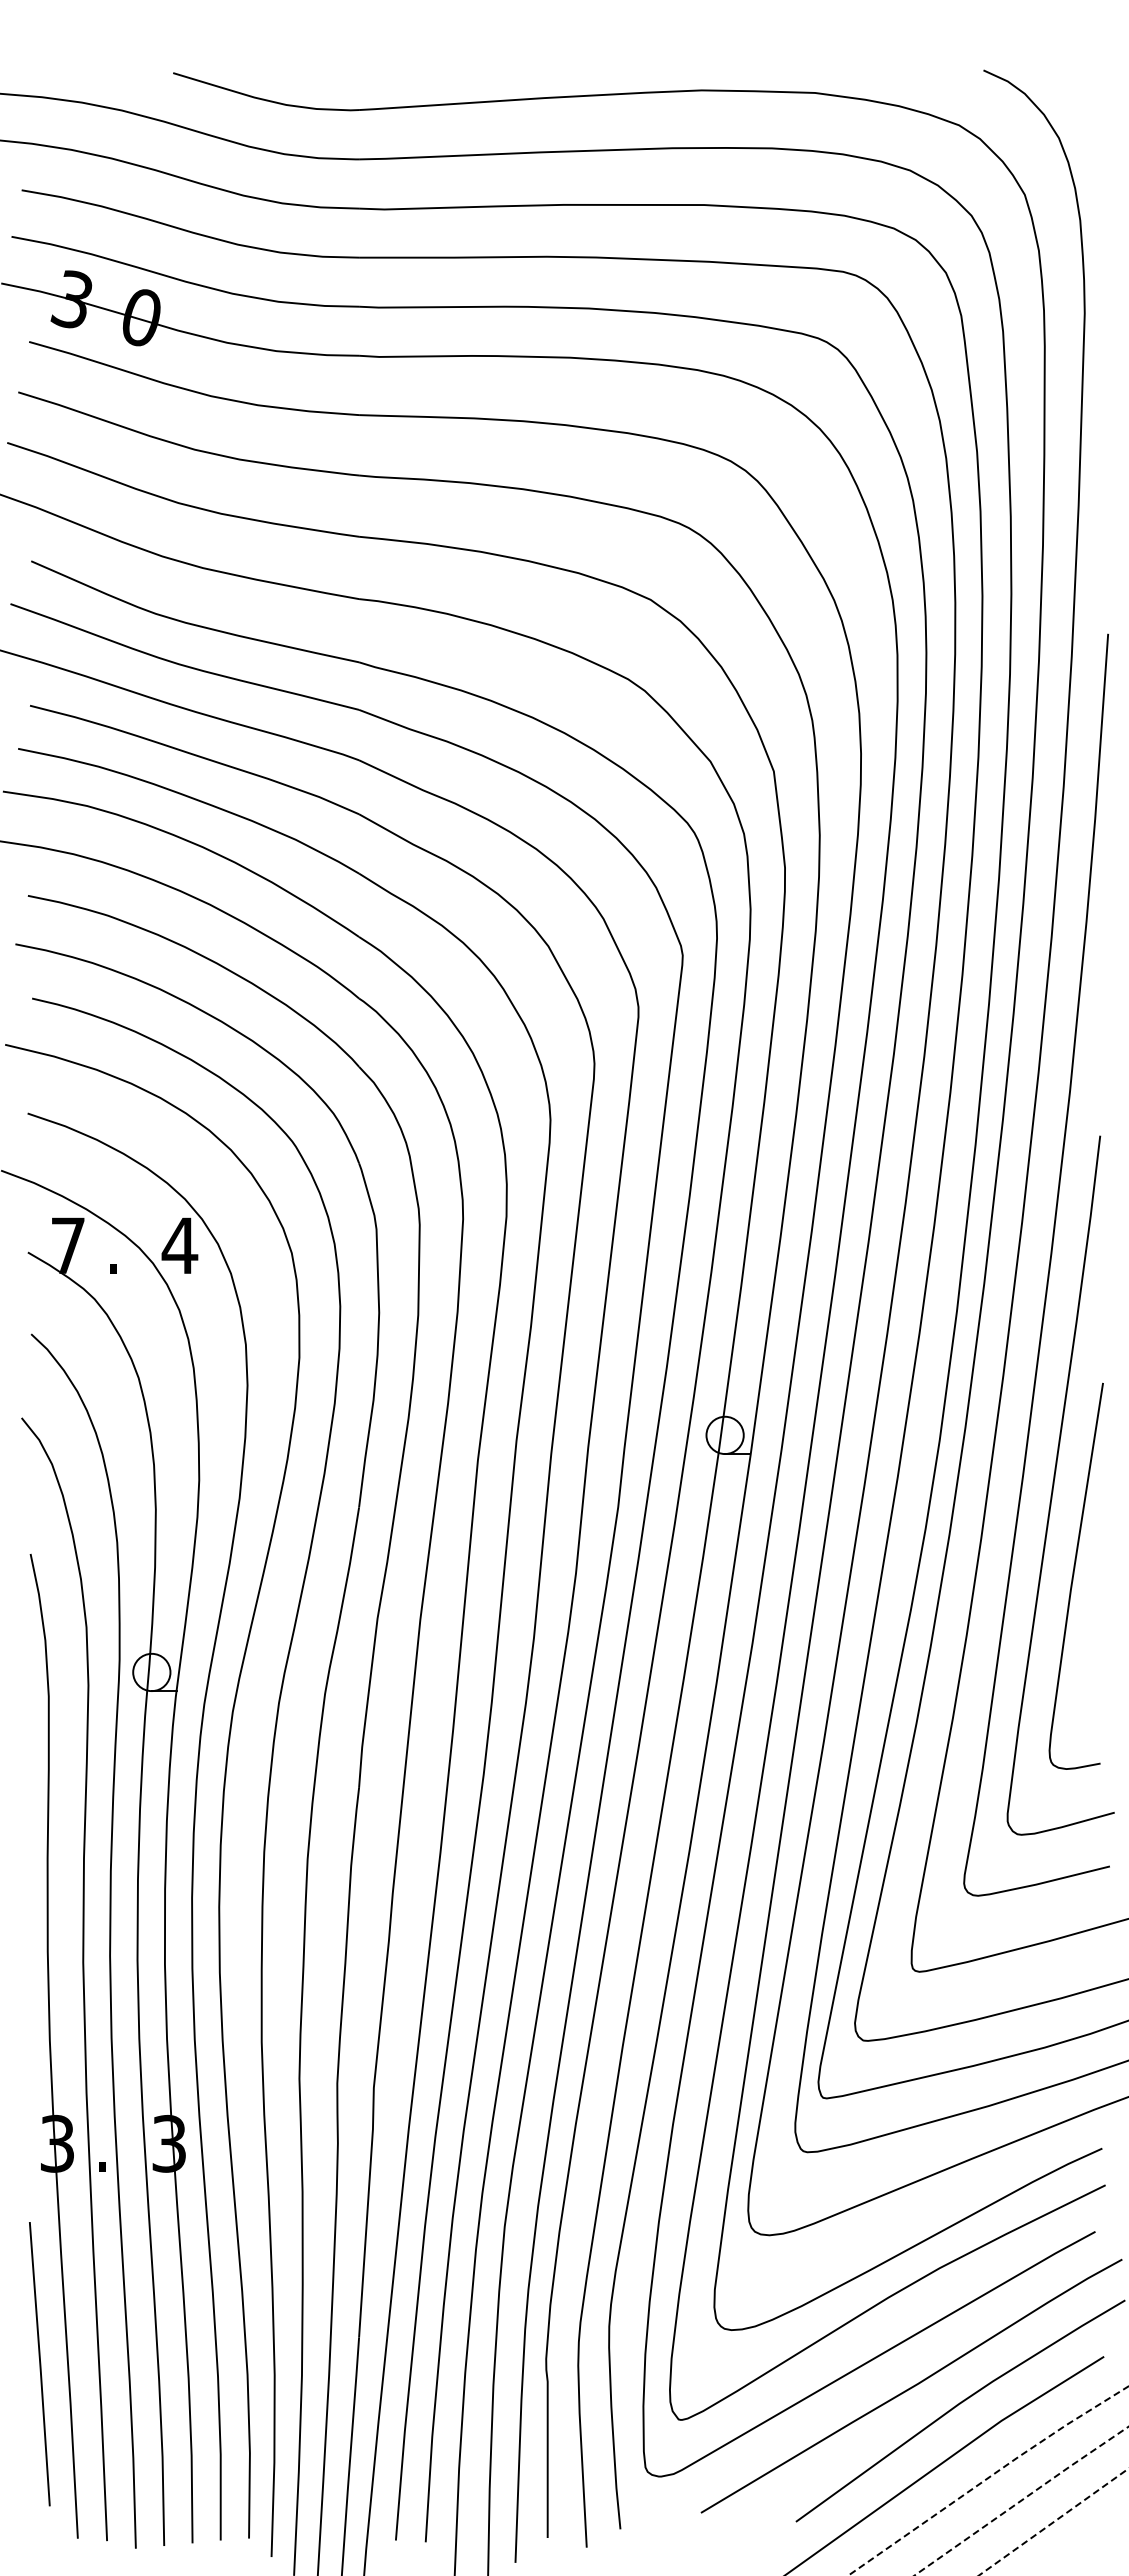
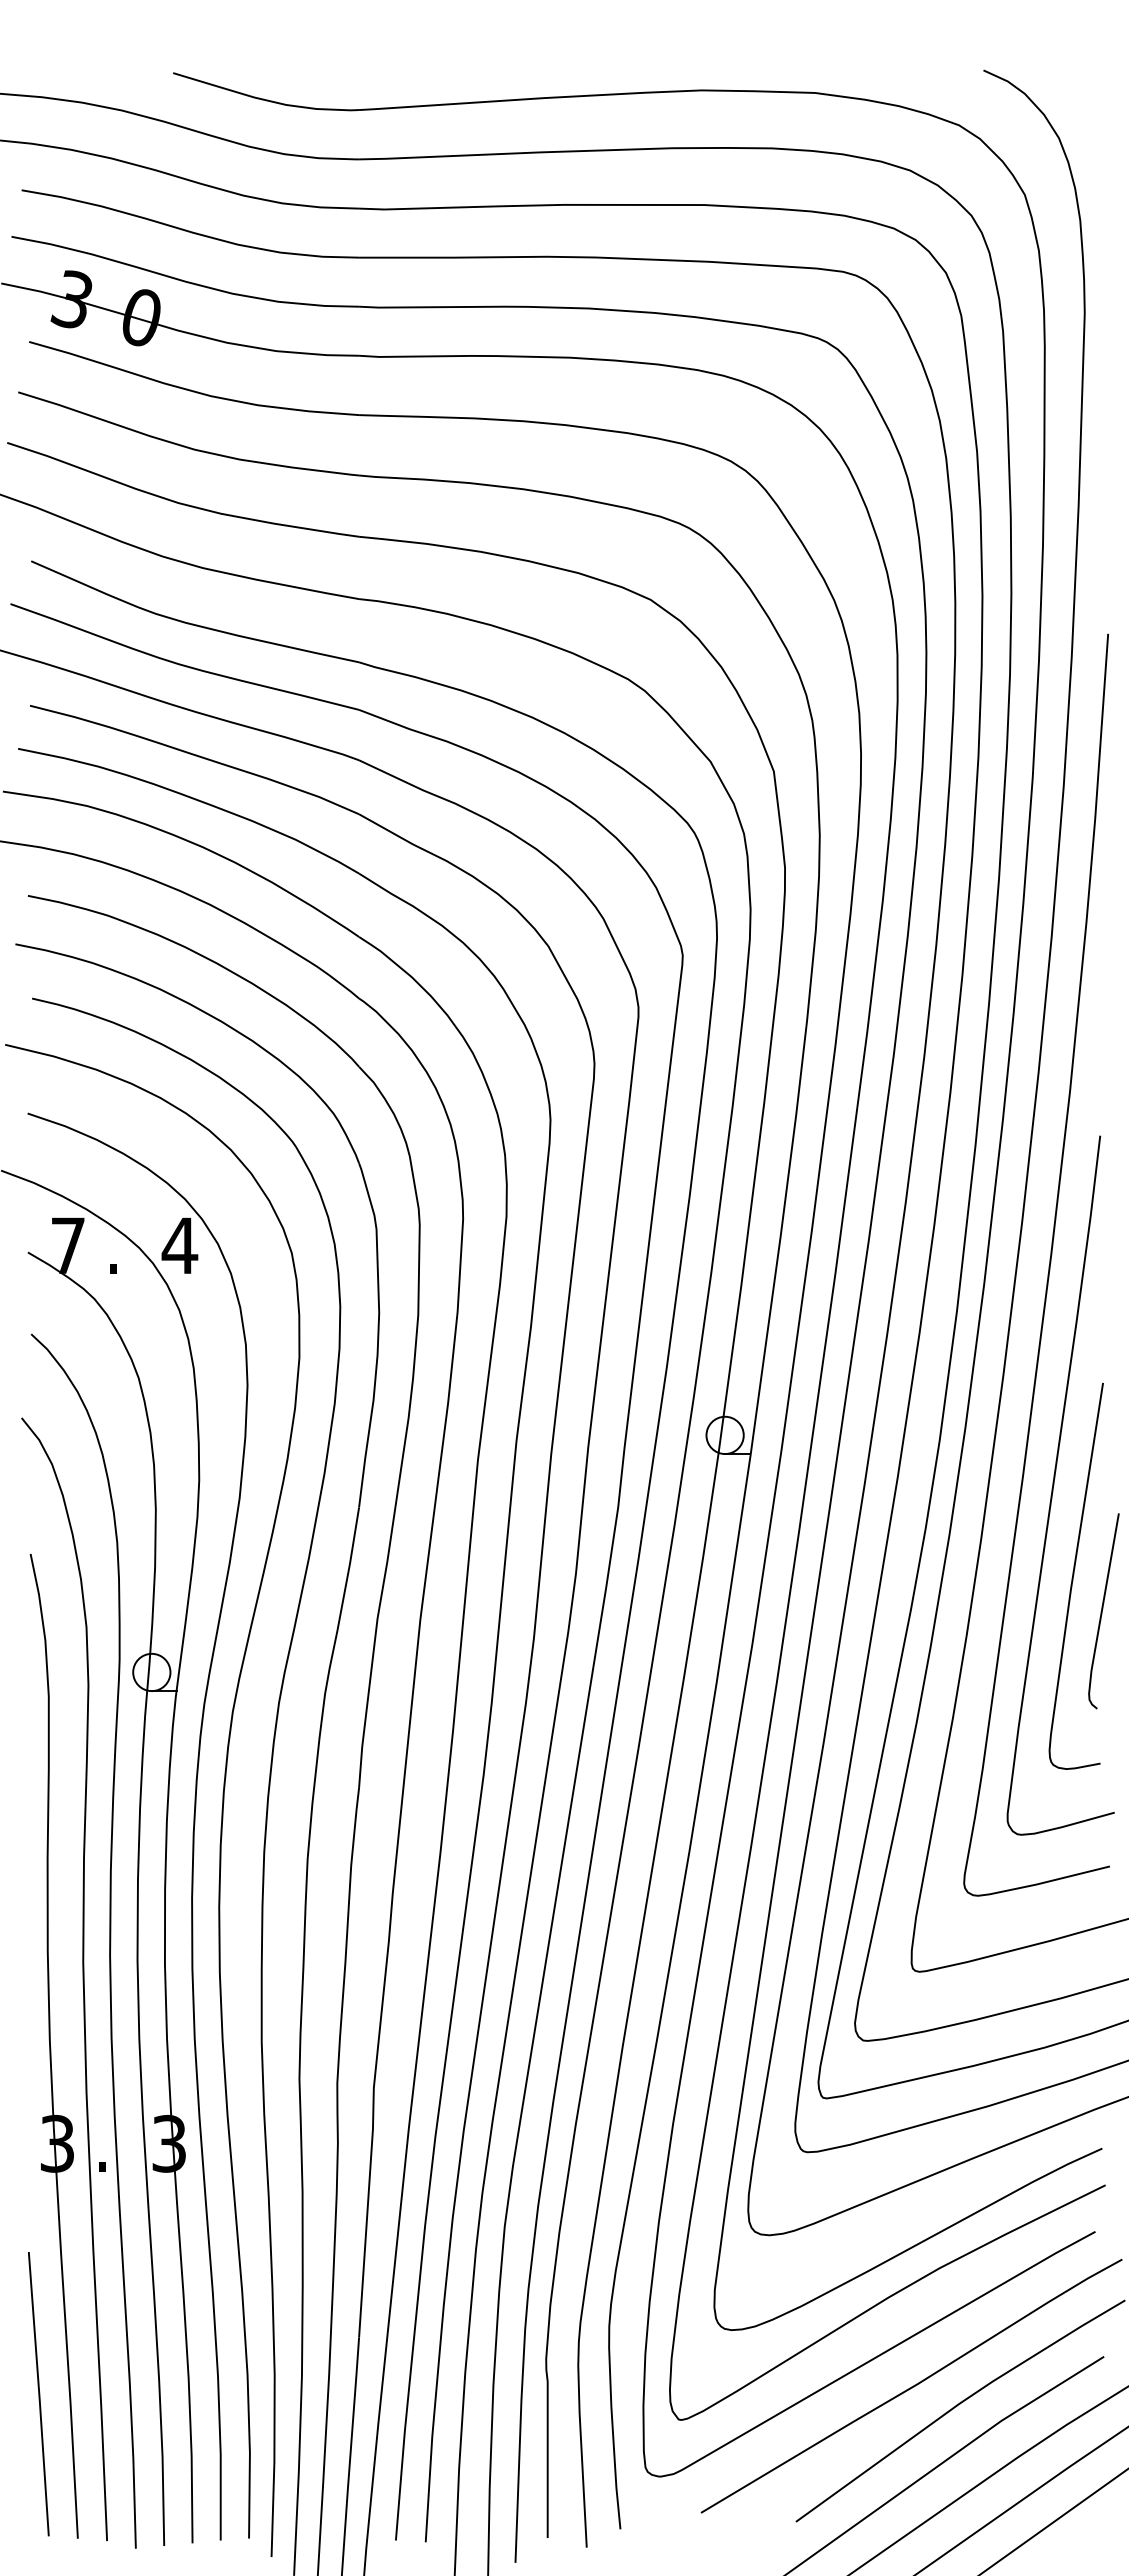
curve: none -> present (1102, 1611)
line position: (39, 2364) -> (38, 2394) (38, 2394)
line: dashed -> solid (988, 2478)
line: dashed -> solid (1021, 2500)
line: dashed -> solid (1053, 2522)
